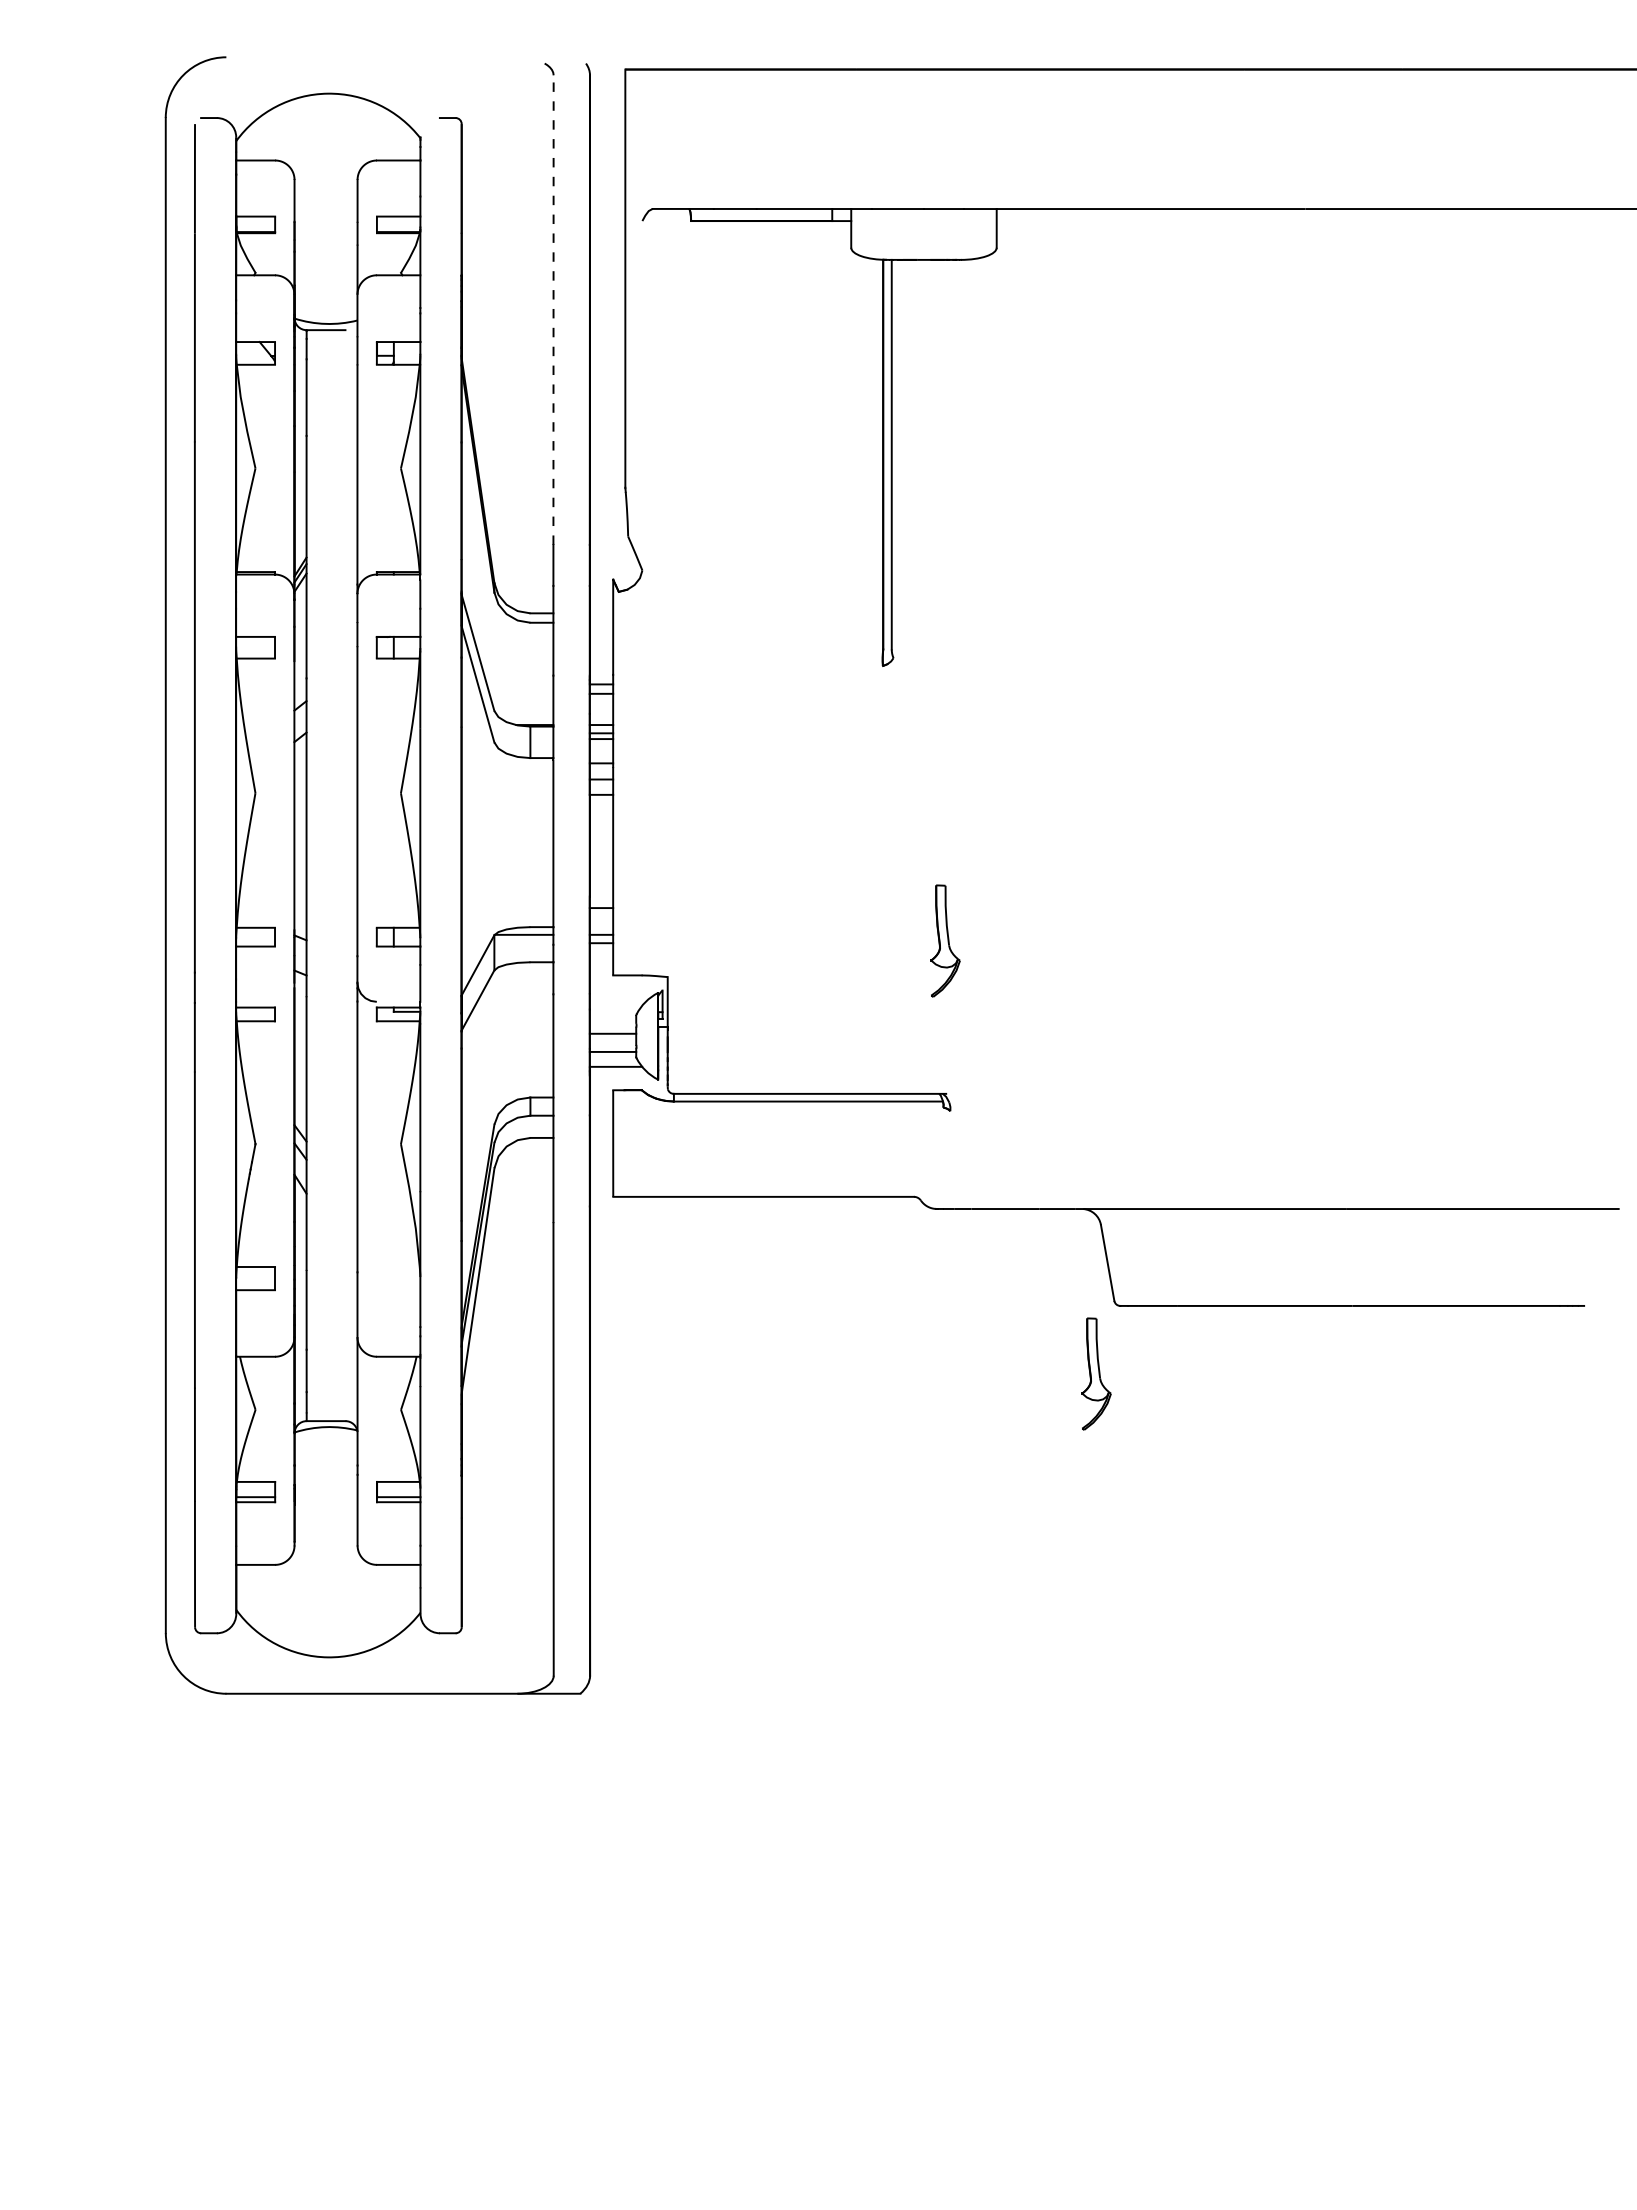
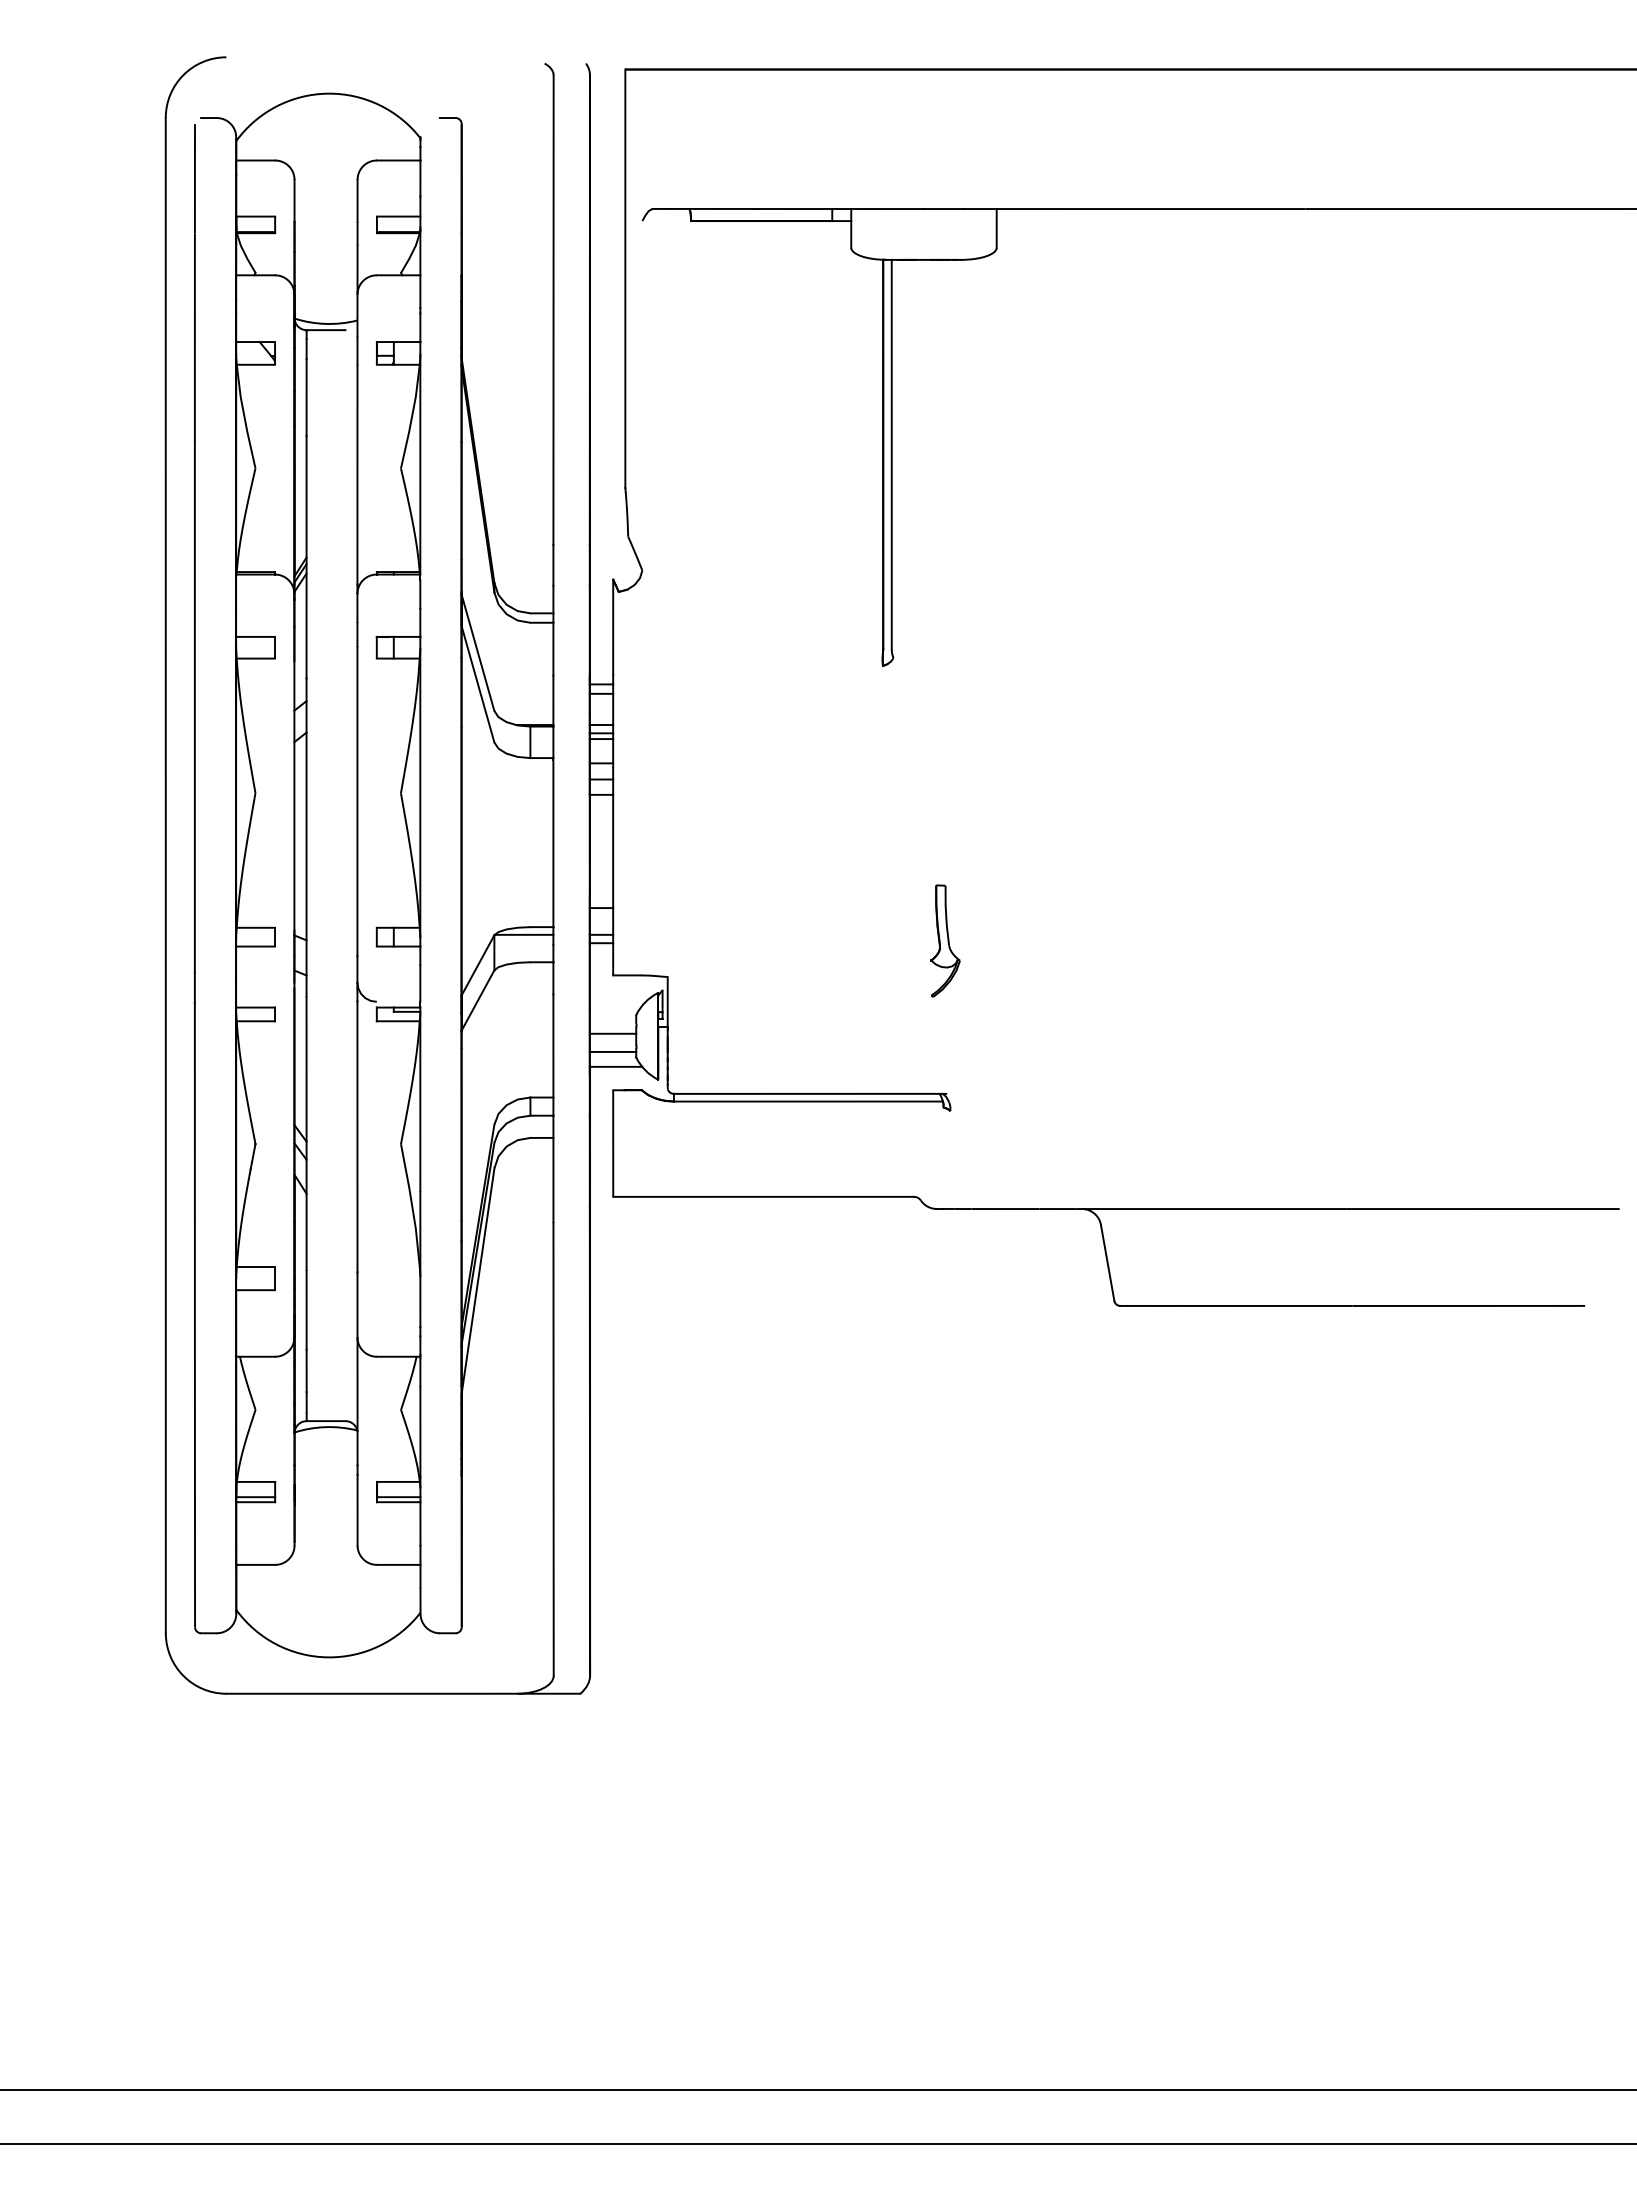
line: dashed -> solid (553, 310)
part: present -> none (1096, 1373)
line: none -> present (817, 2090)
line: none -> present (817, 2143)
